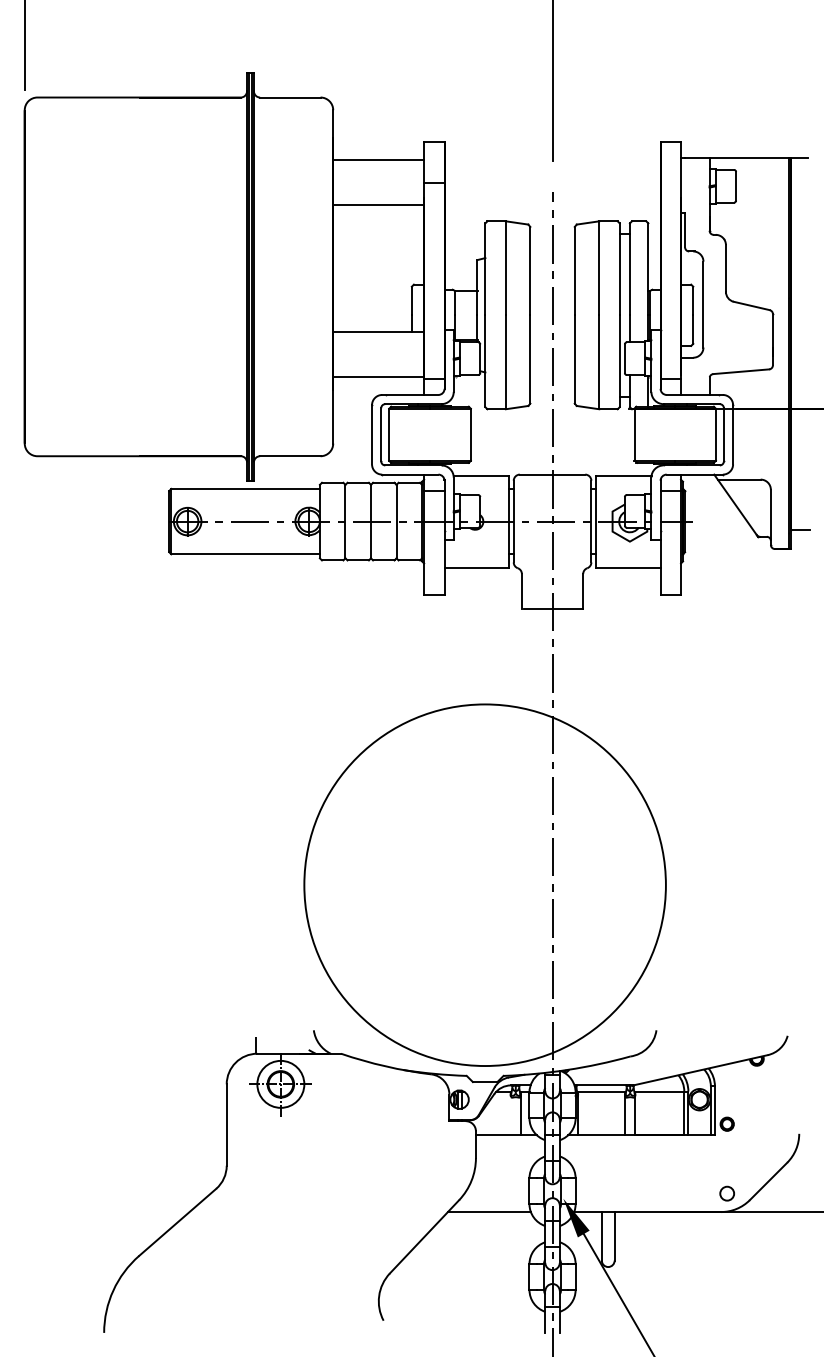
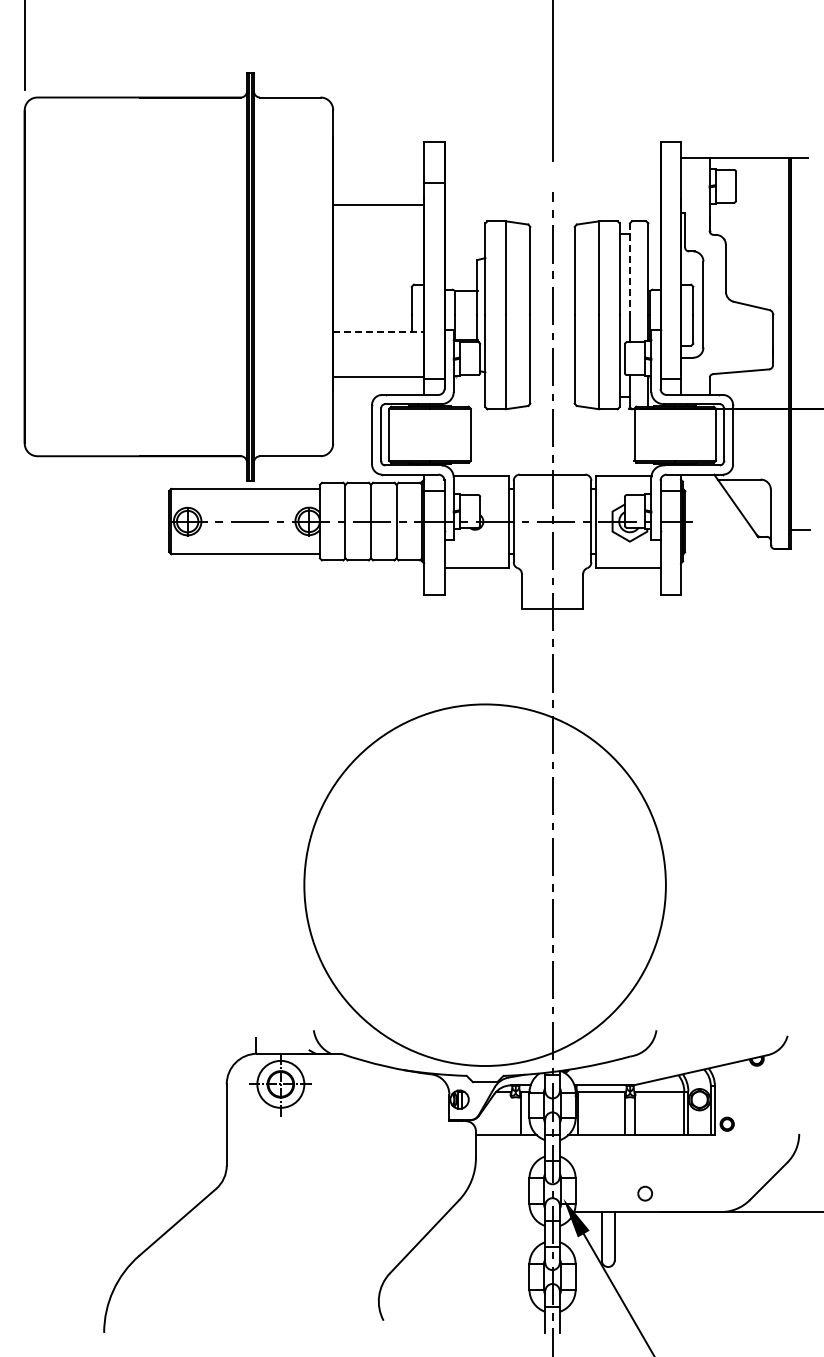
line: present -> none (378, 160)
line: solid -> dashed (629, 269)
line: solid -> dashed (379, 331)
circle position: (726, 1193) -> (644, 1193) (644, 1193)
line: present -> none (488, 1212)
